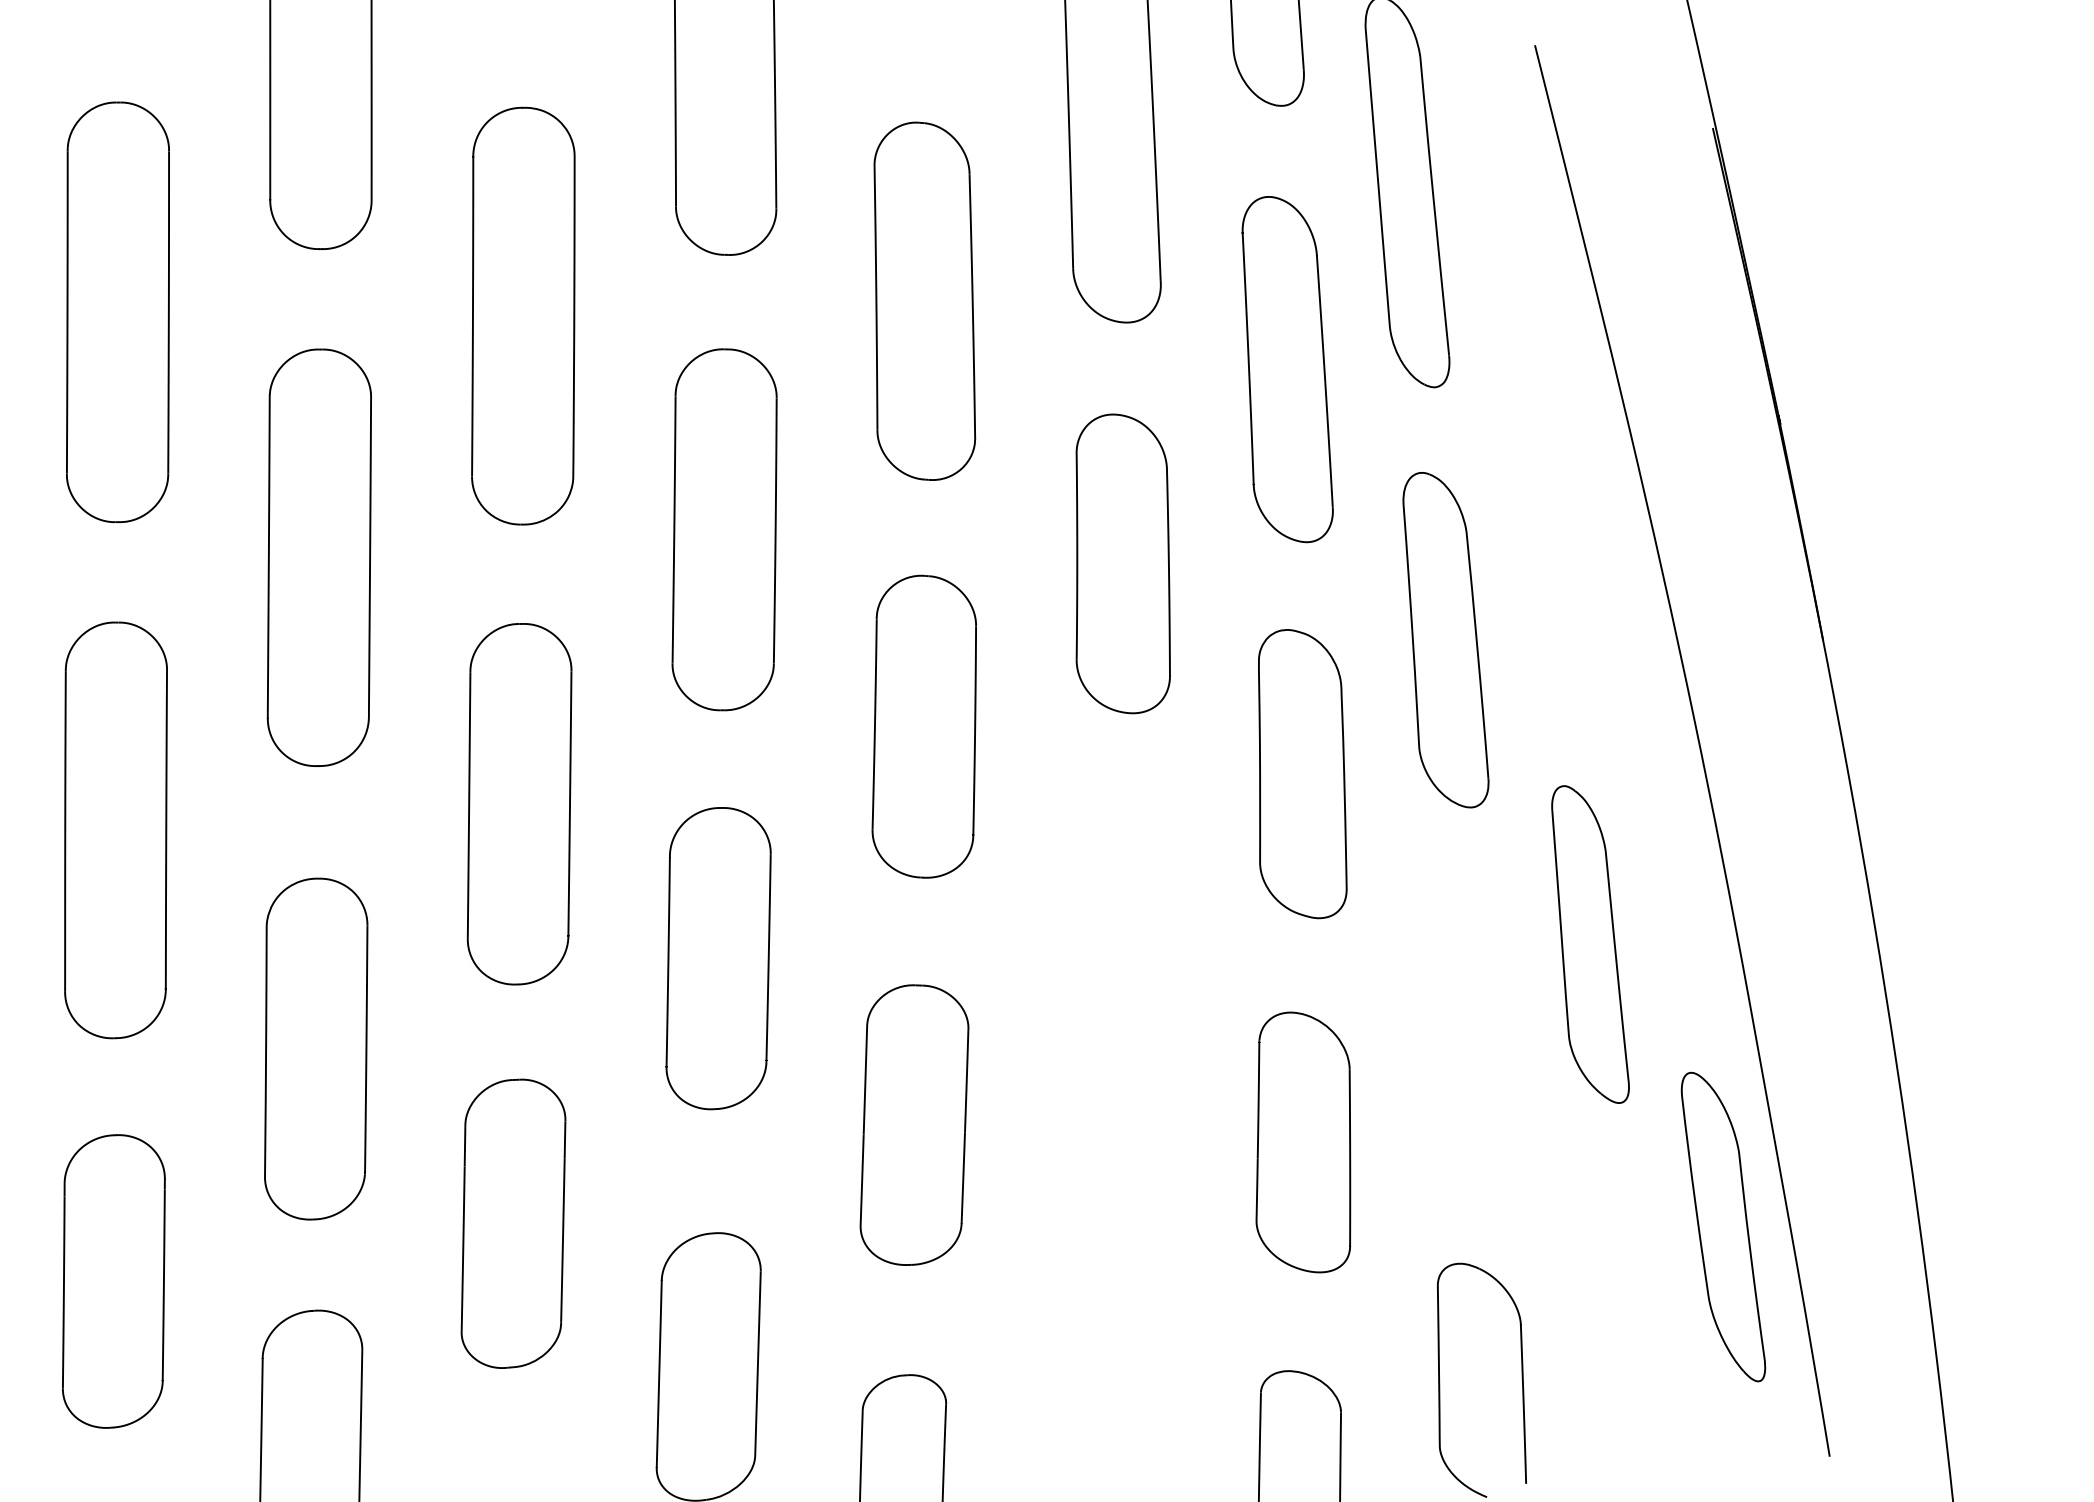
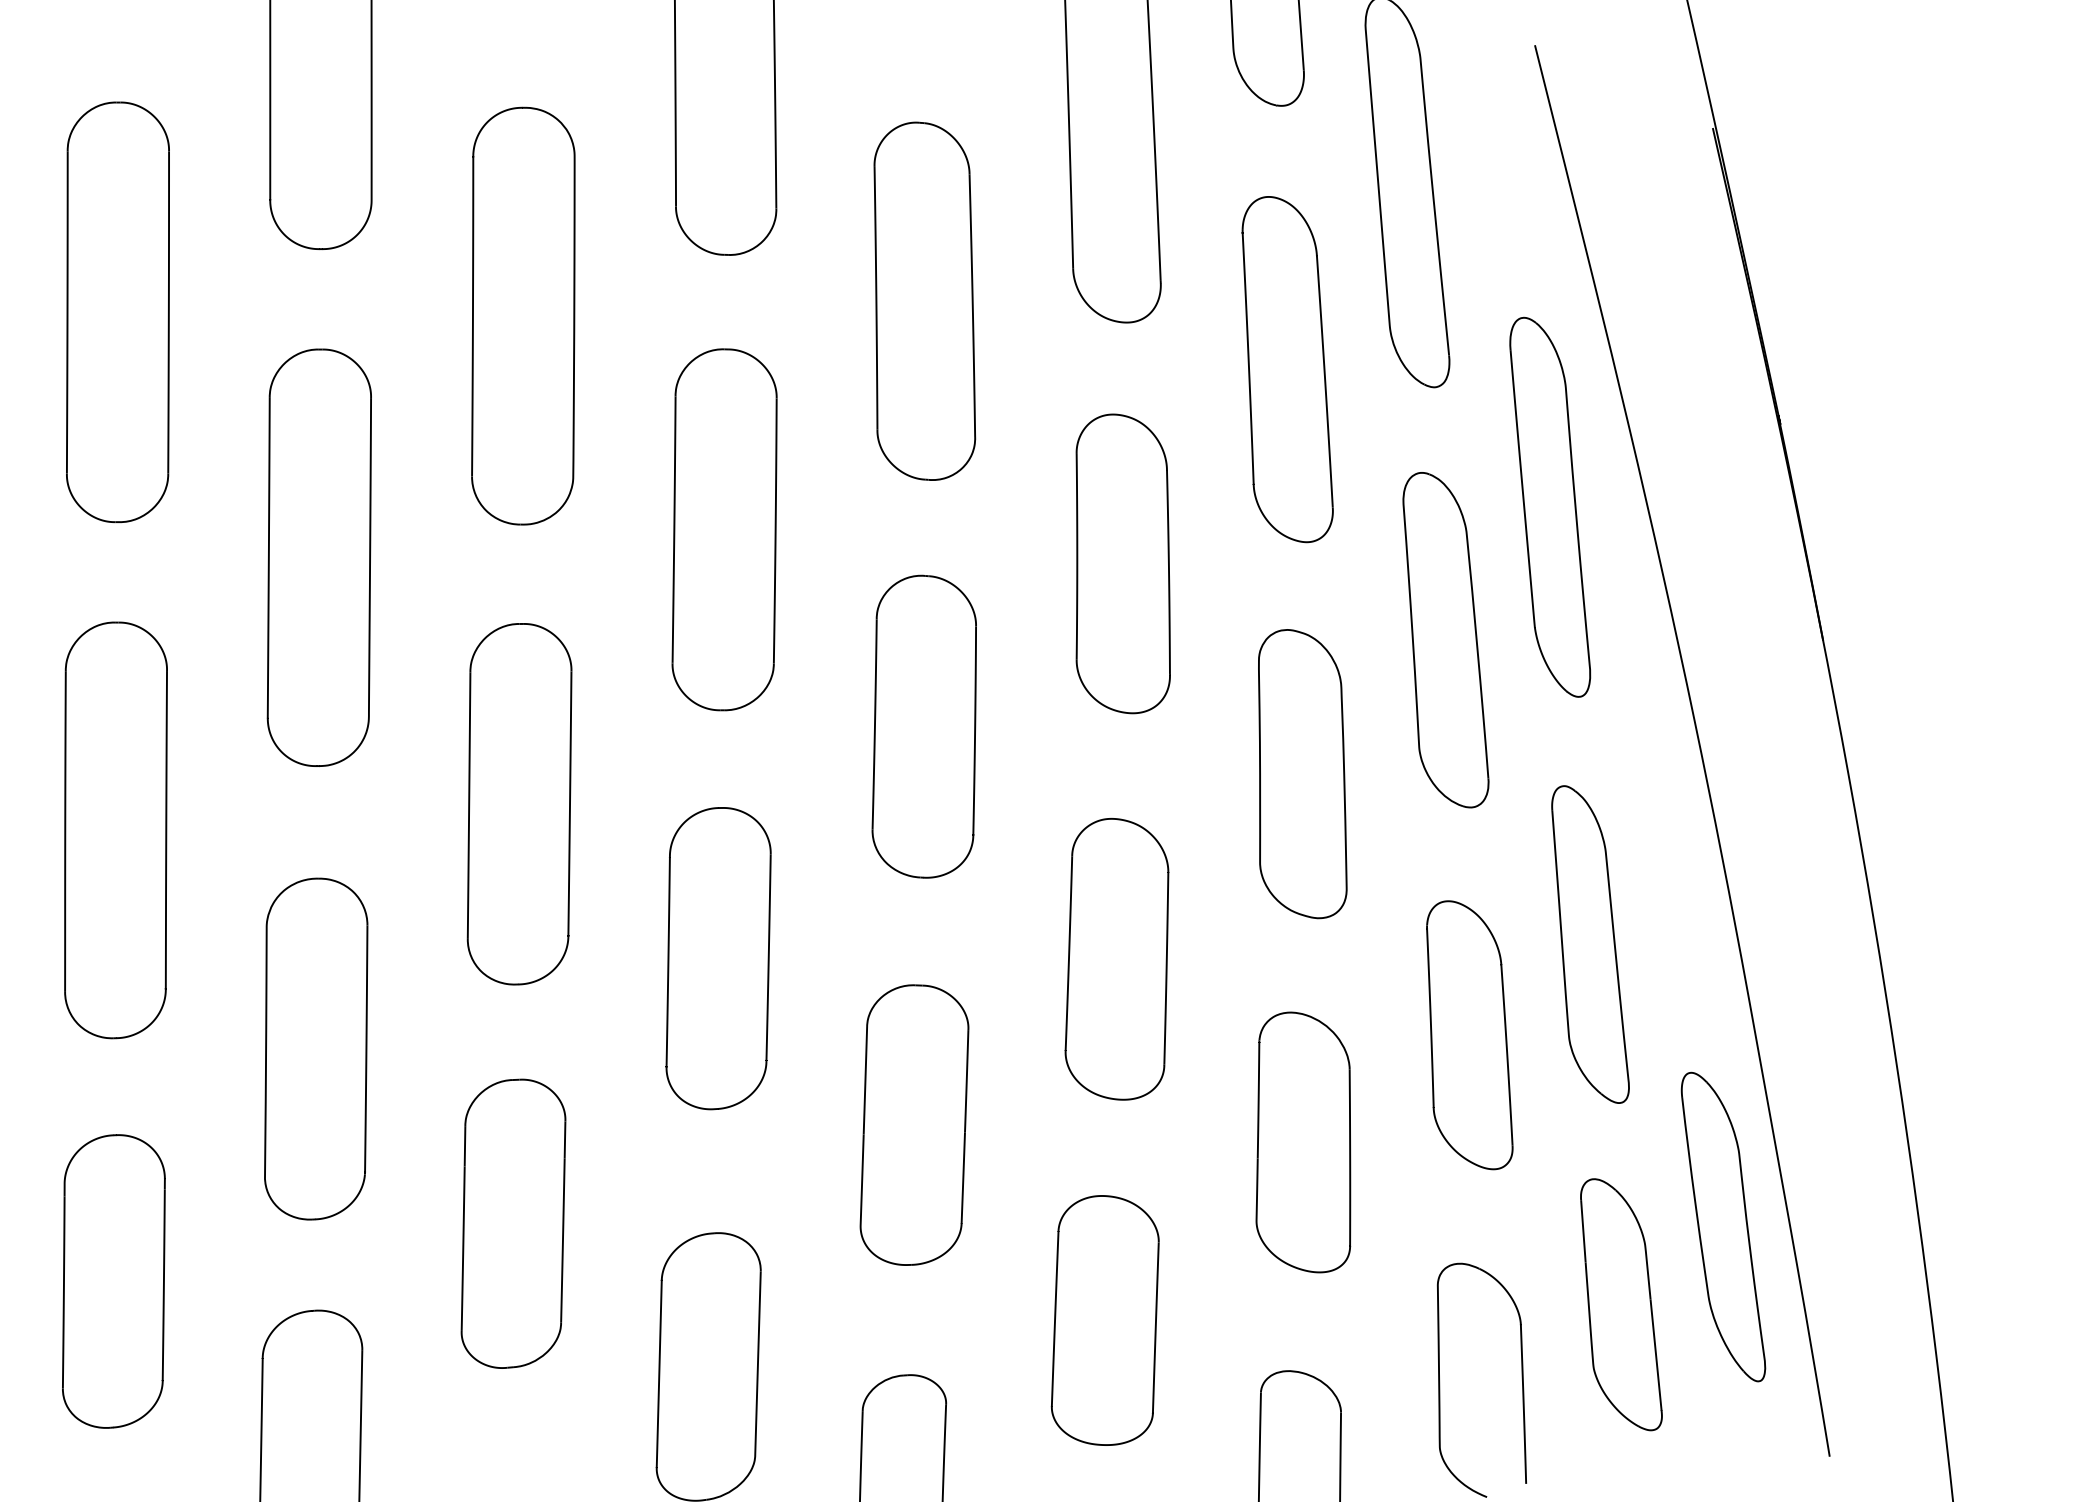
part: none -> present (1550, 506)
part: none -> present (1116, 959)
part: none -> present (1469, 1035)
part: none -> present (1621, 1304)
part: none -> present (1104, 1320)
